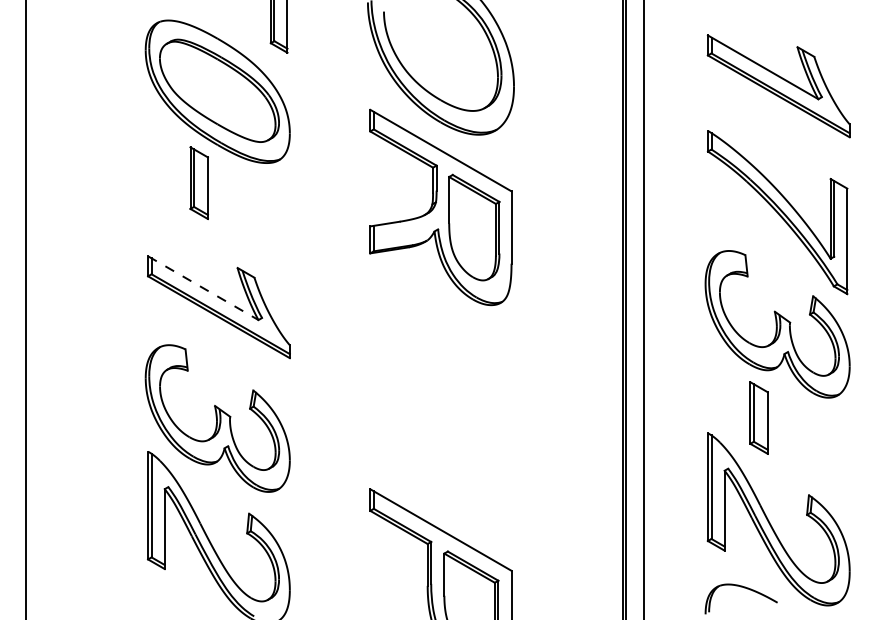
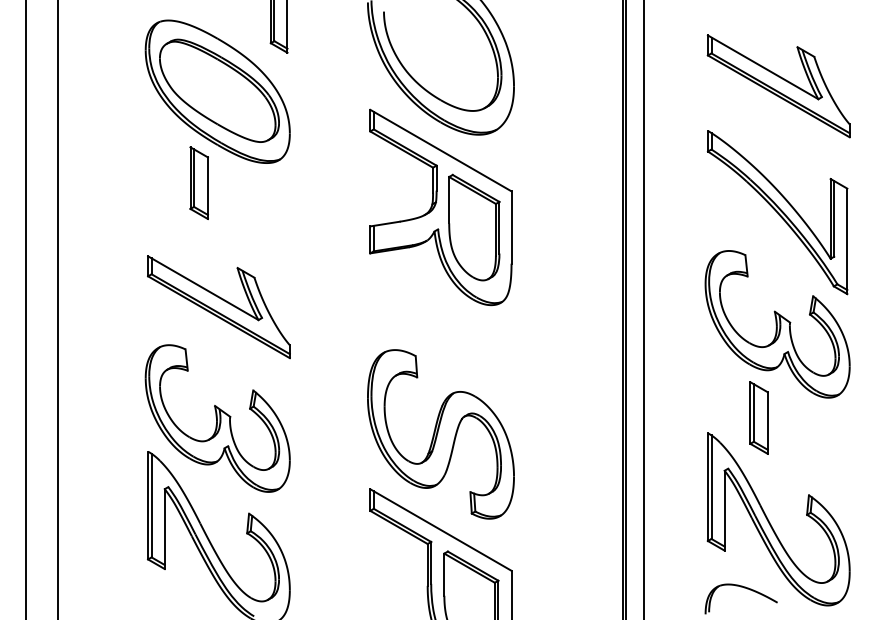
line: dashed -> solid (203, 288)
line: none -> present (58, 309)
part: none -> present (440, 434)
